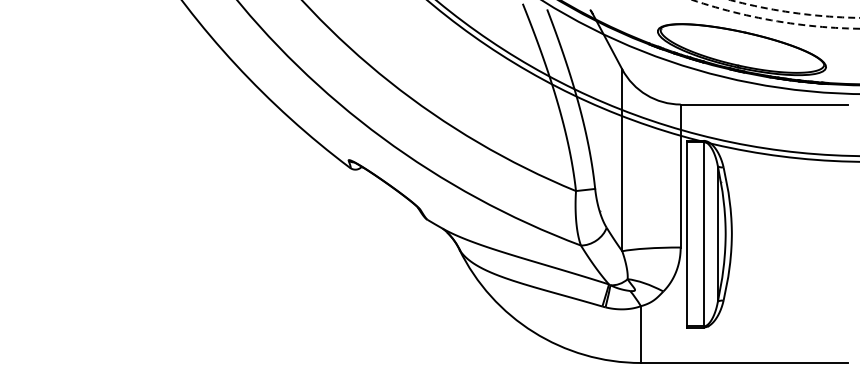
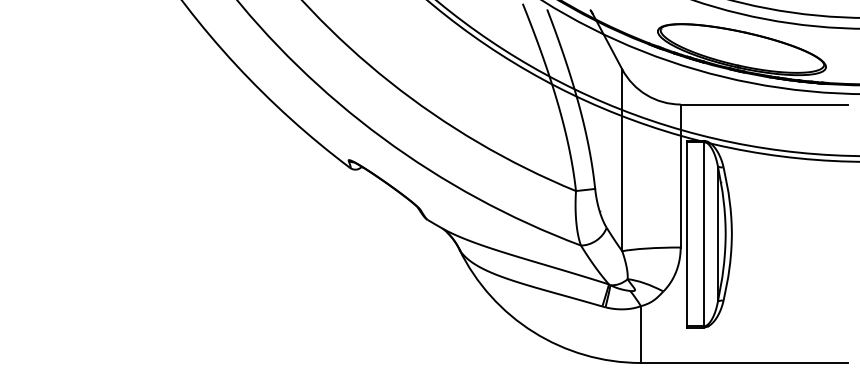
arc: dashed -> solid (794, 12)
arc: dashed -> solid (774, 20)
